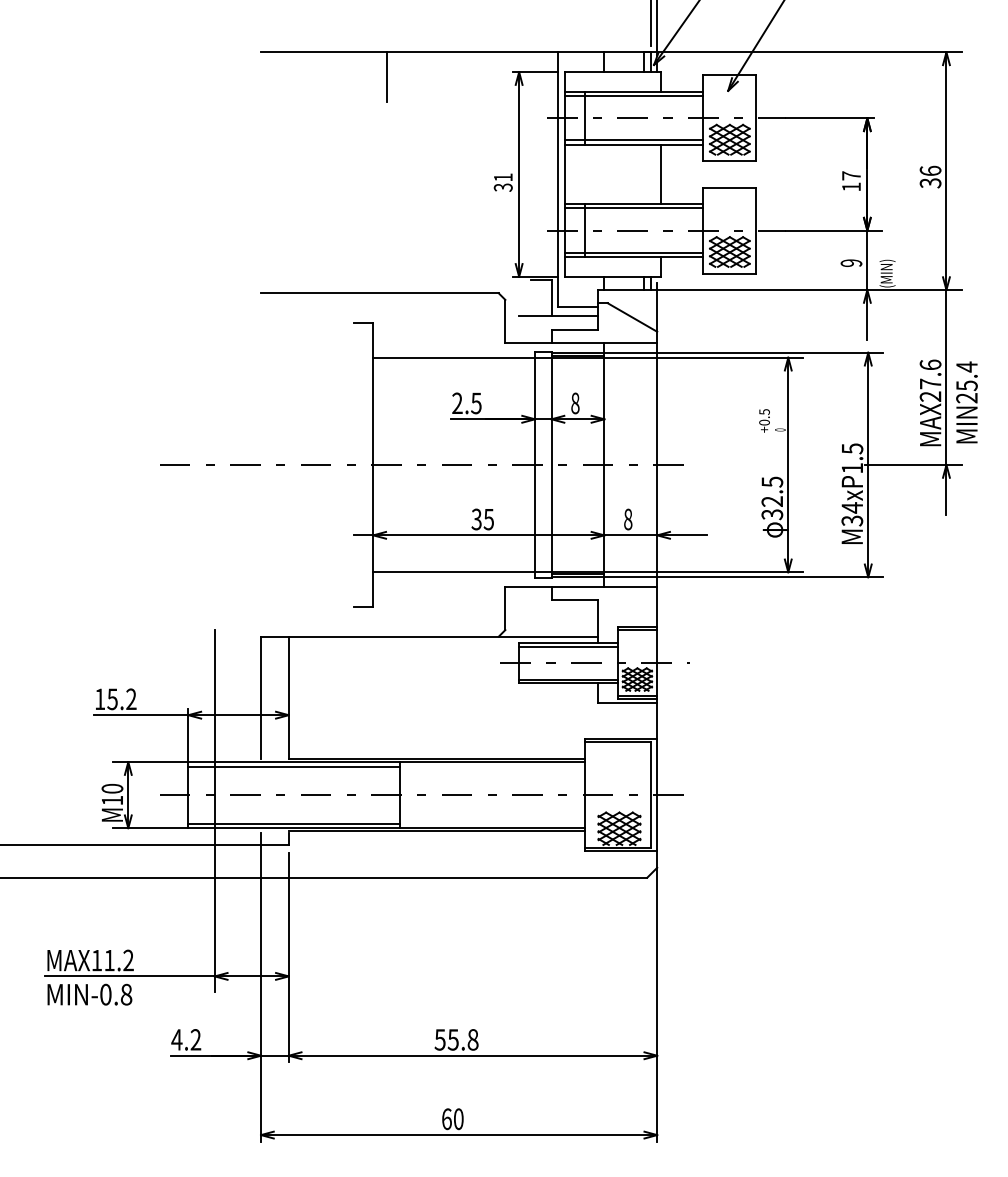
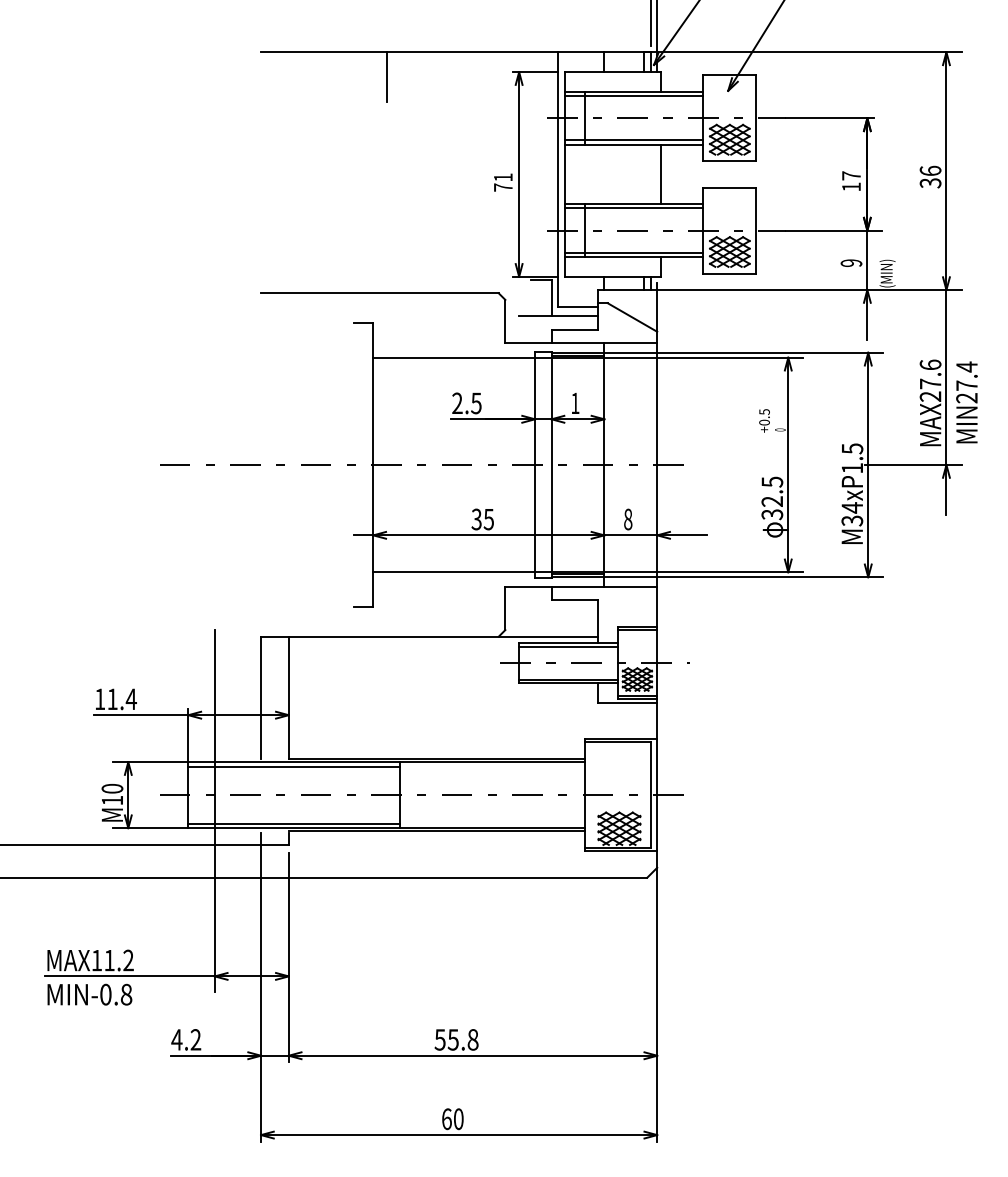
text: 31 -> 71 (502, 187)
text: MIN25.4 -> MIN27.4 (966, 385)
text: 8 -> 1 (575, 403)
text: 15.2 -> 11.4 (121, 699)
